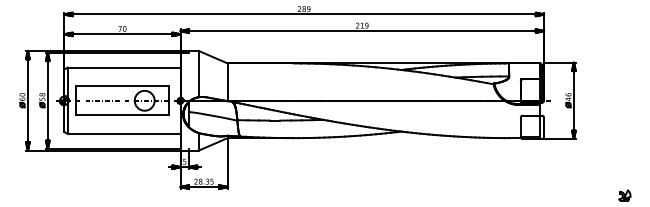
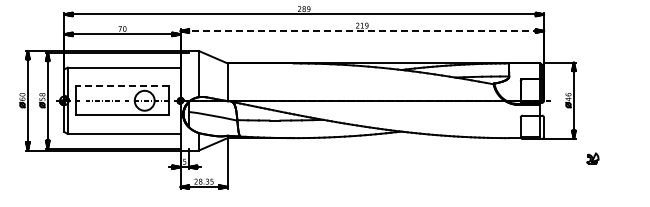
line: solid -> dashed (362, 31)
line: solid -> dashed (121, 86)
part position: (624, 195) -> (592, 158) (592, 158)
